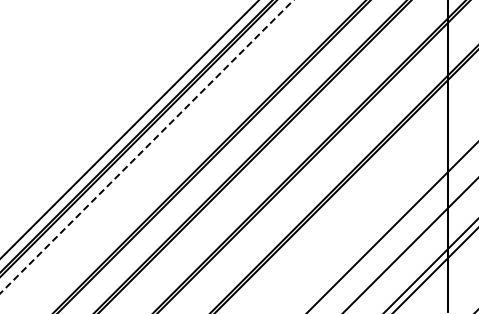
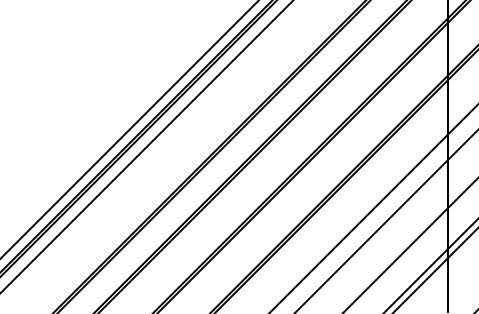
line: dashed -> solid (147, 146)
line: none -> present (373, 208)
line position: (392, 227) -> (386, 221) (386, 221)
